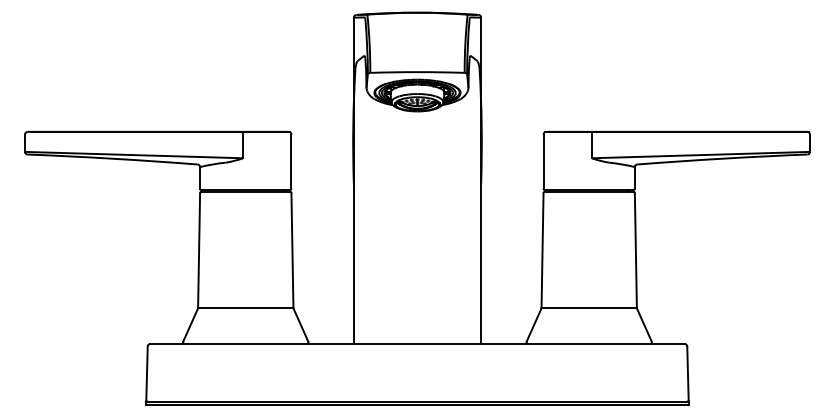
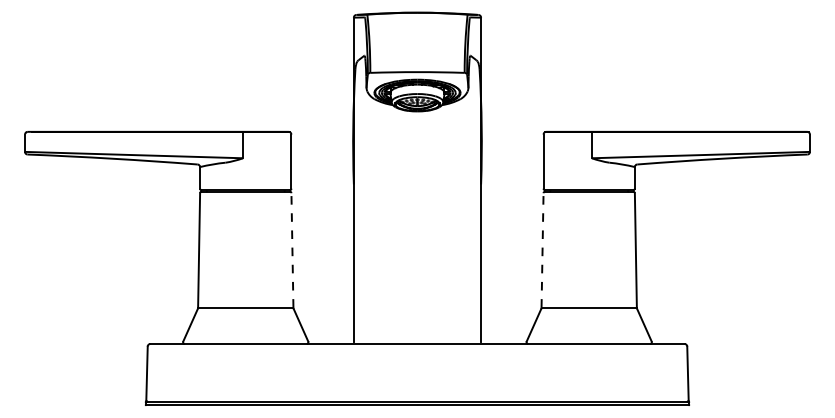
line: solid -> dashed (292, 249)
line: solid -> dashed (542, 249)
